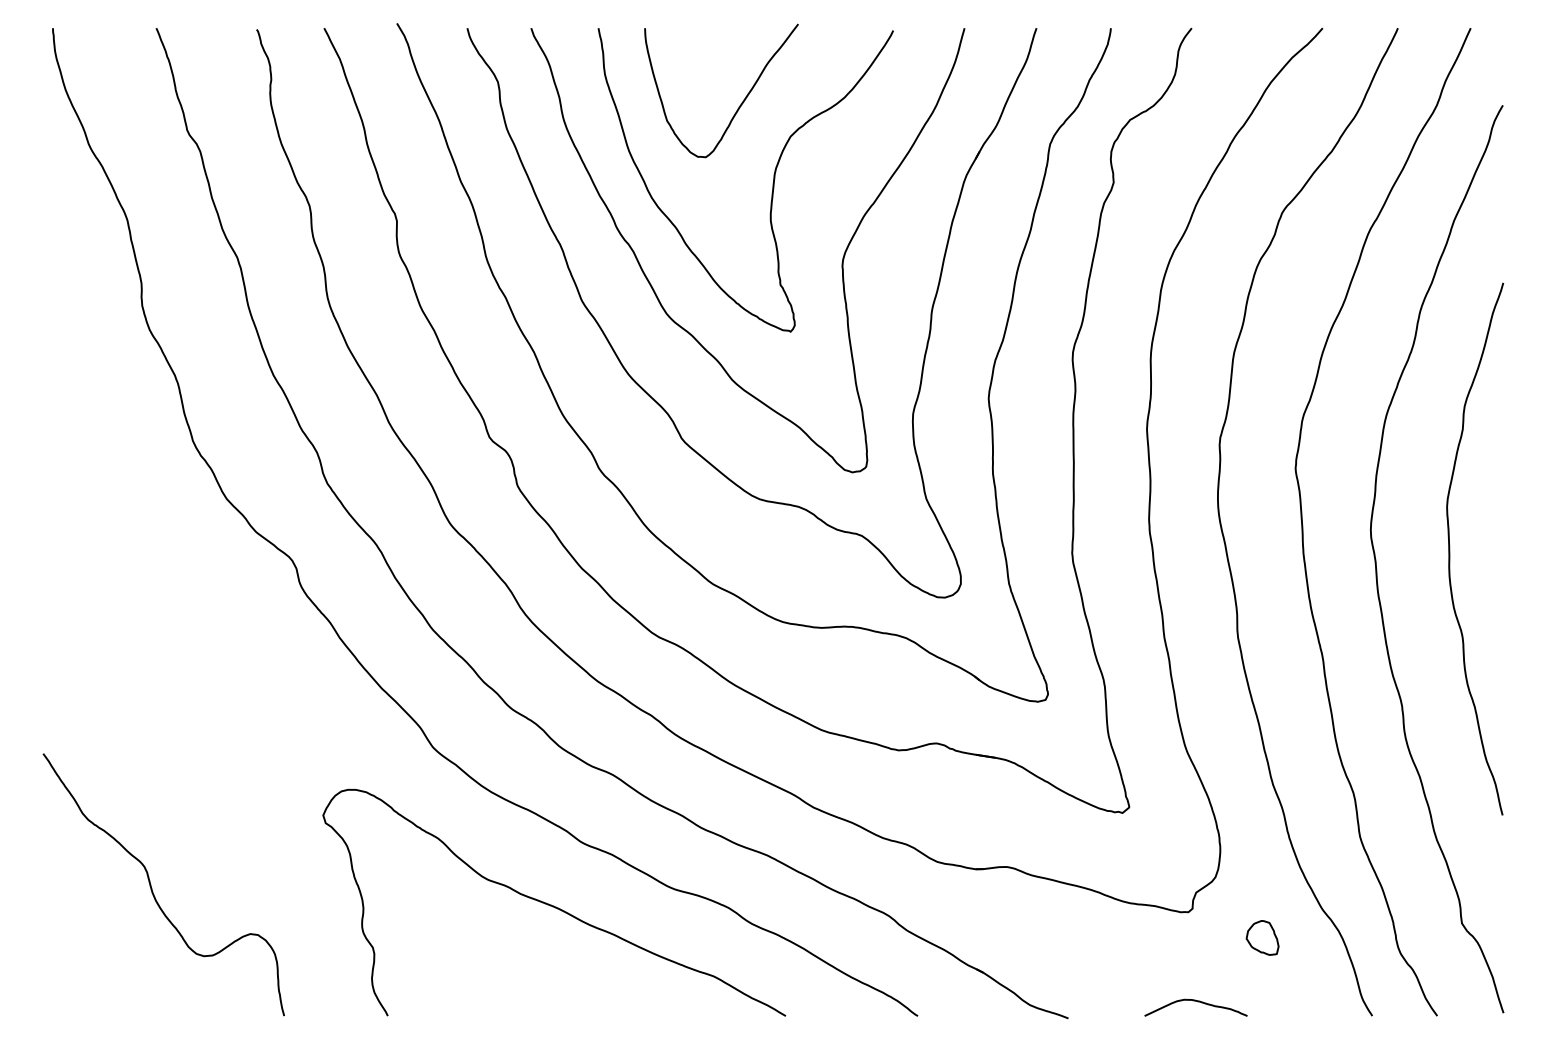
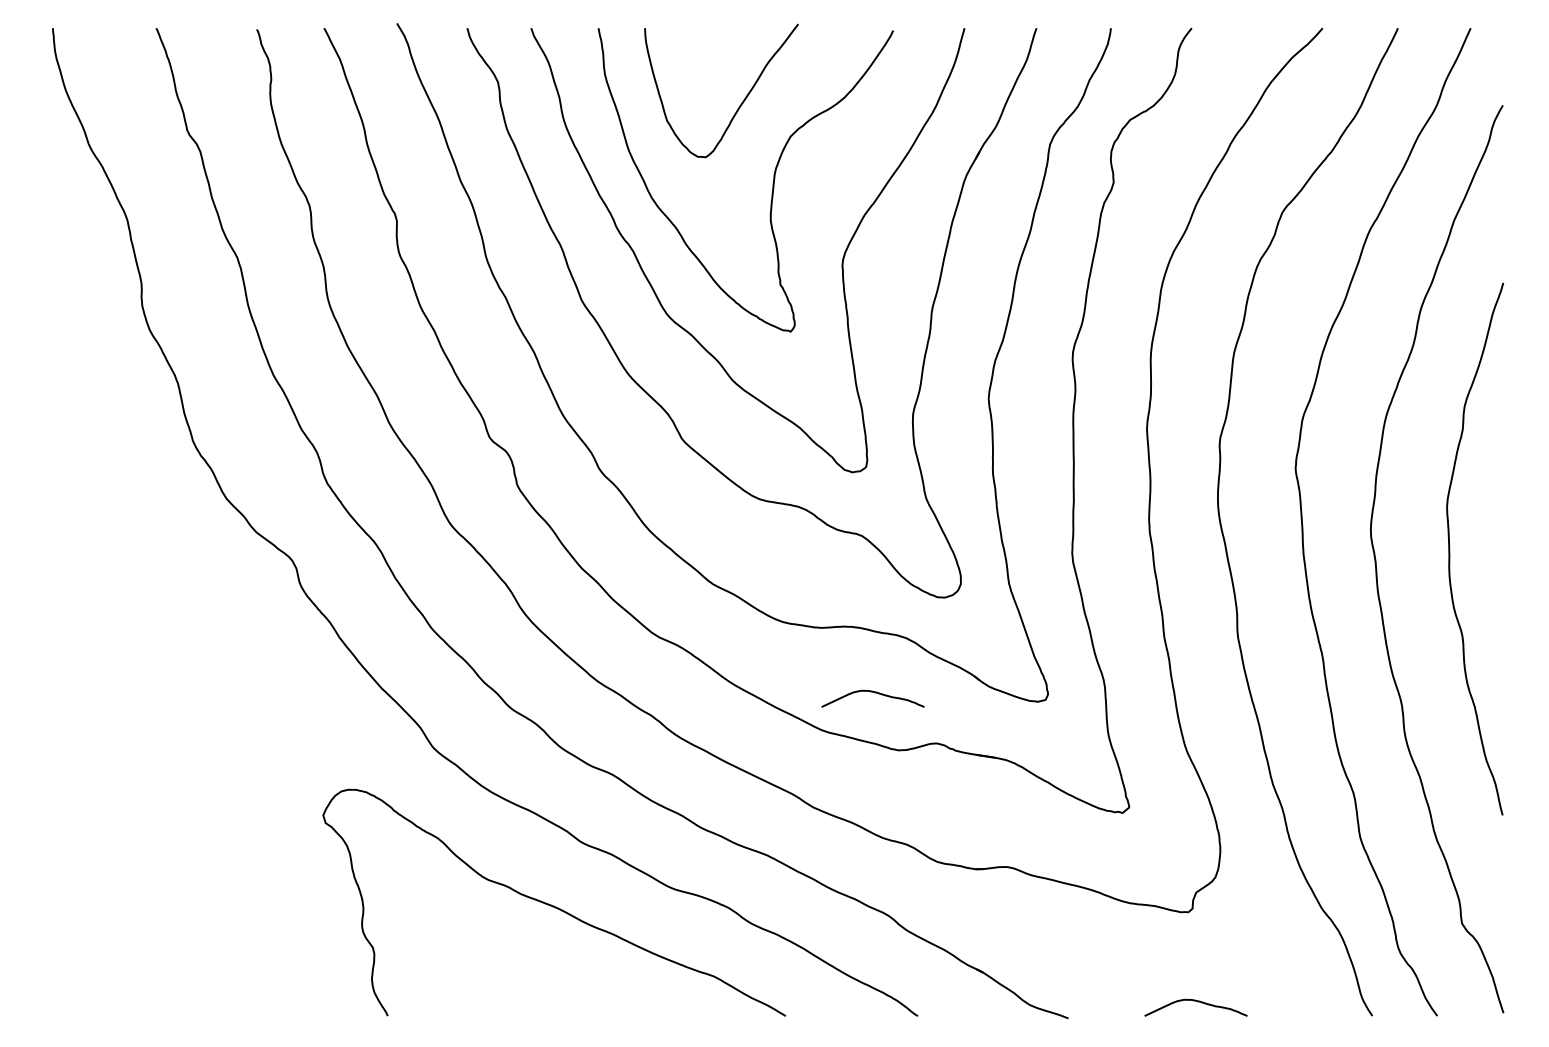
curve: none -> present (874, 693)
curve: present -> none (152, 888)
part: present -> none (1262, 937)
